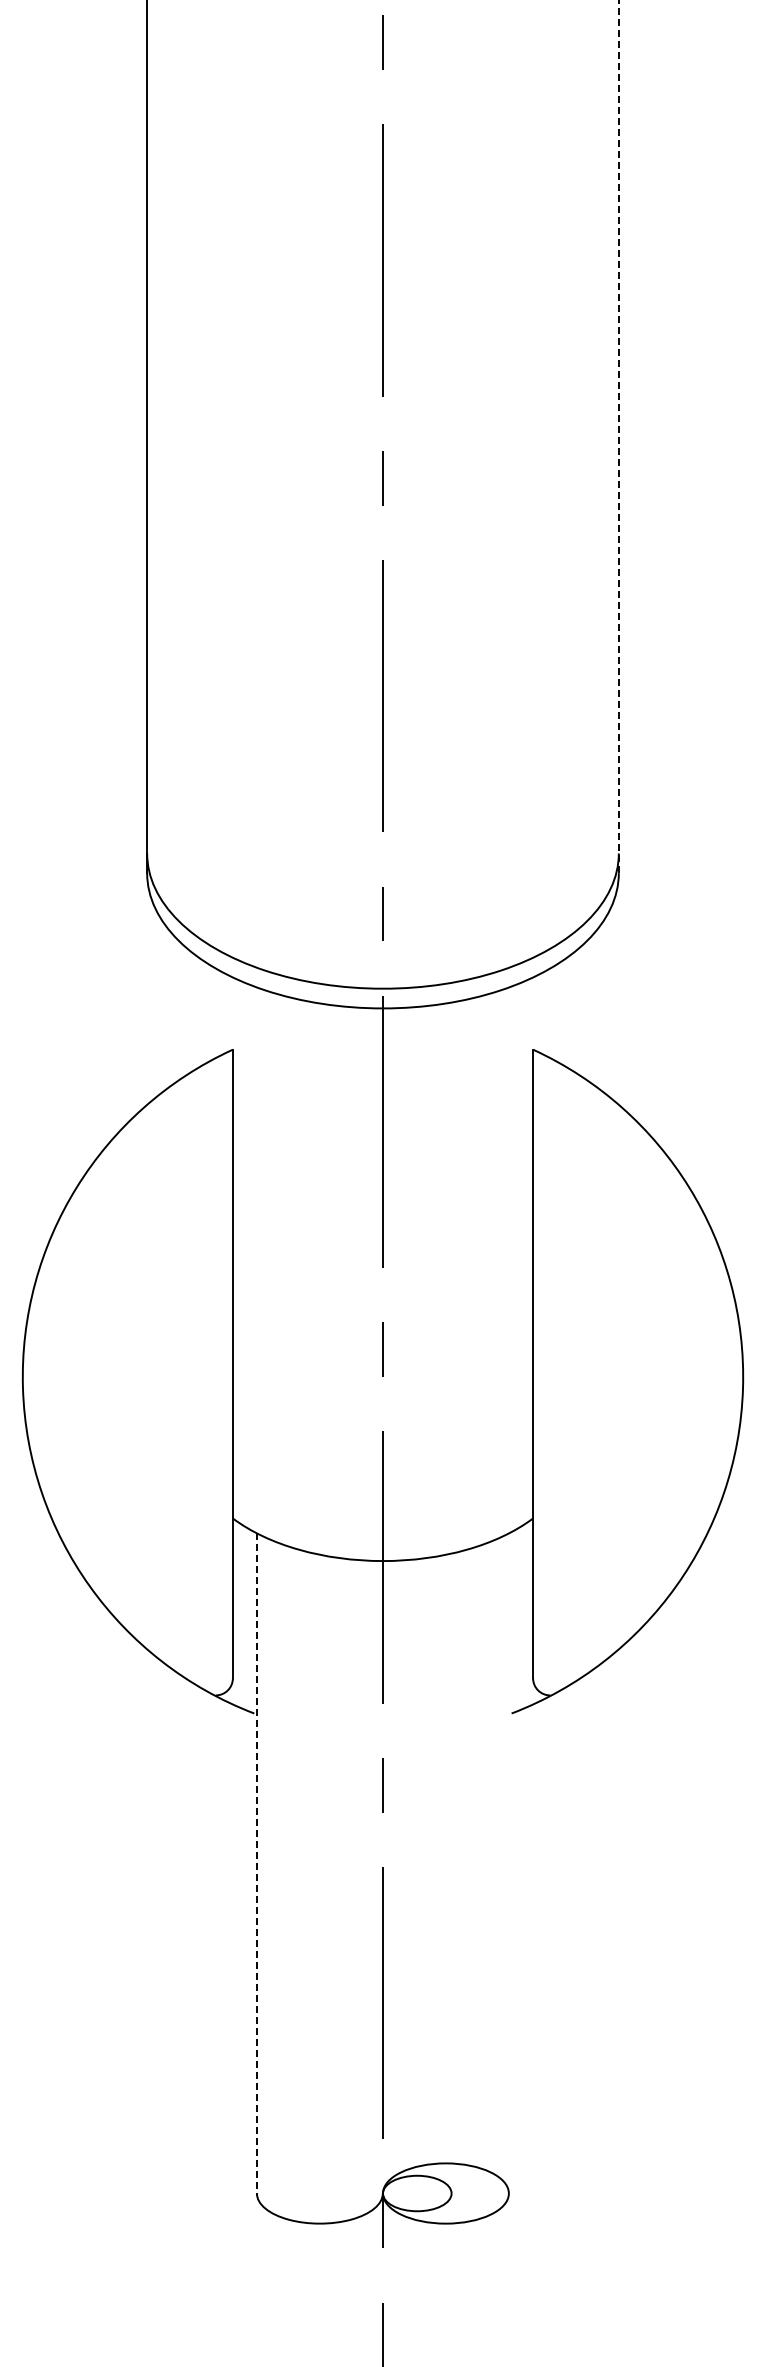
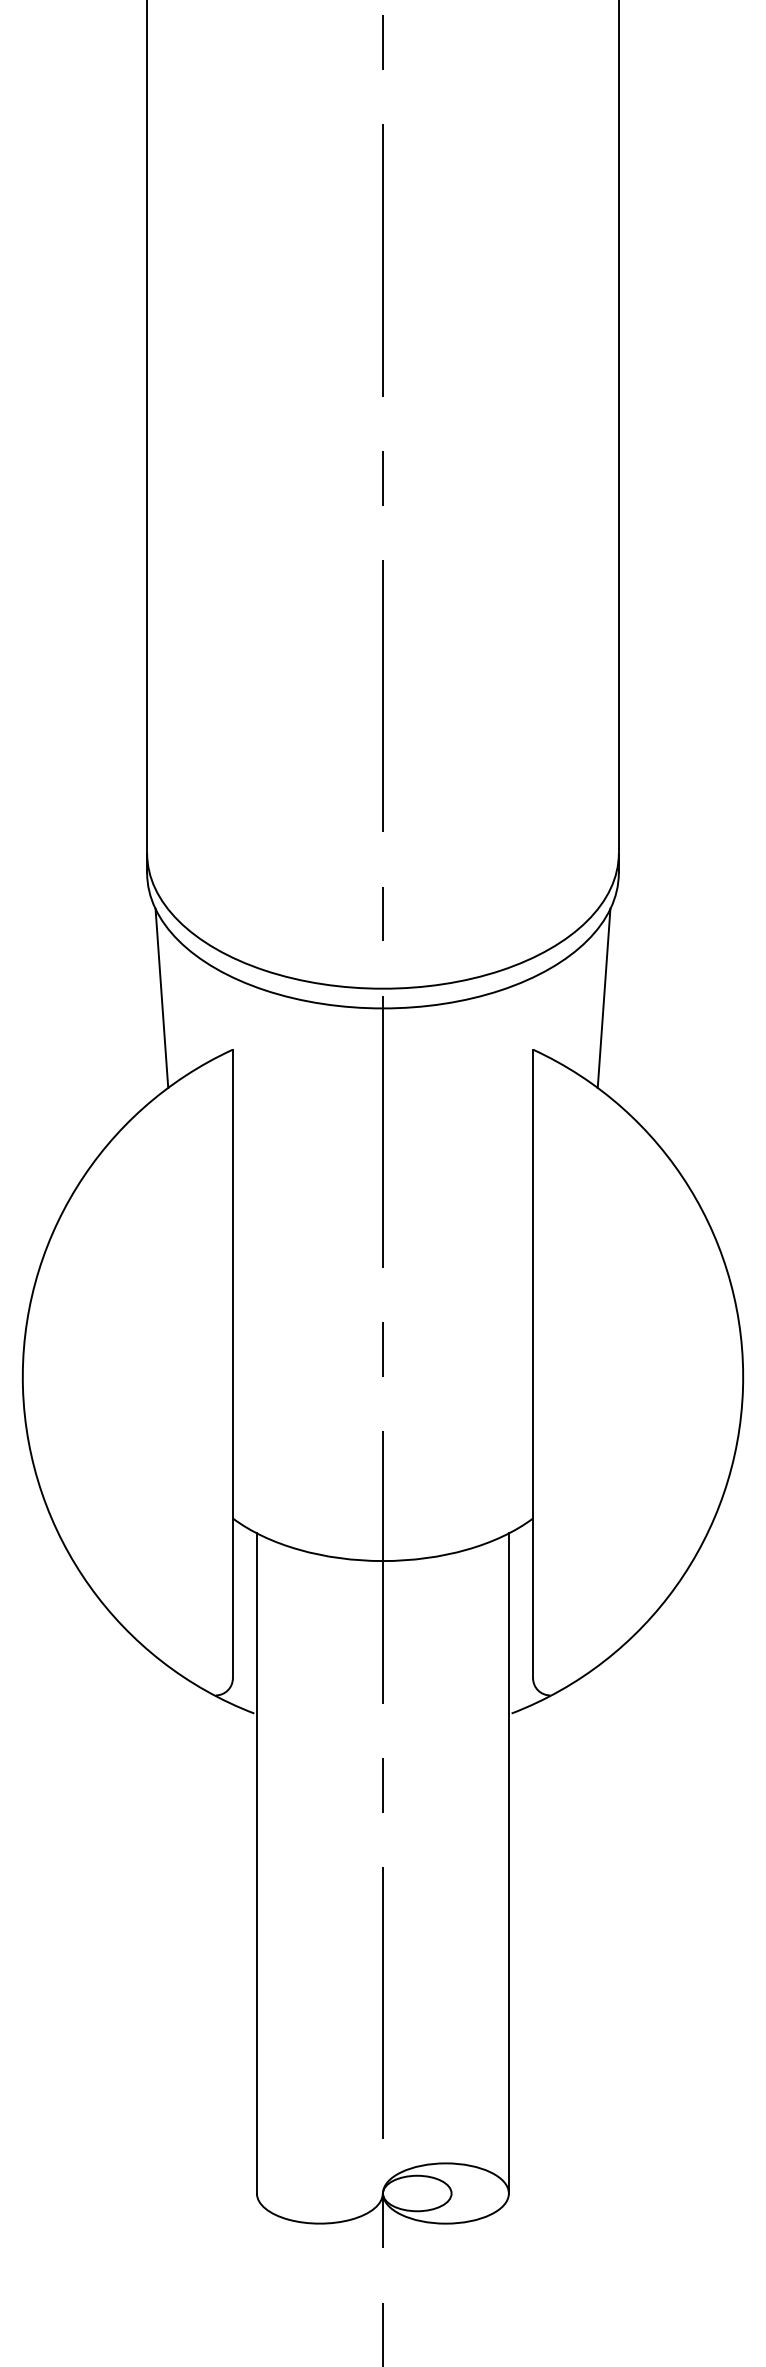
line: dashed -> solid (618, 436)
line: none -> present (161, 998)
line: none -> present (603, 998)
line: dashed -> solid (256, 1863)
line: none -> present (509, 1863)
